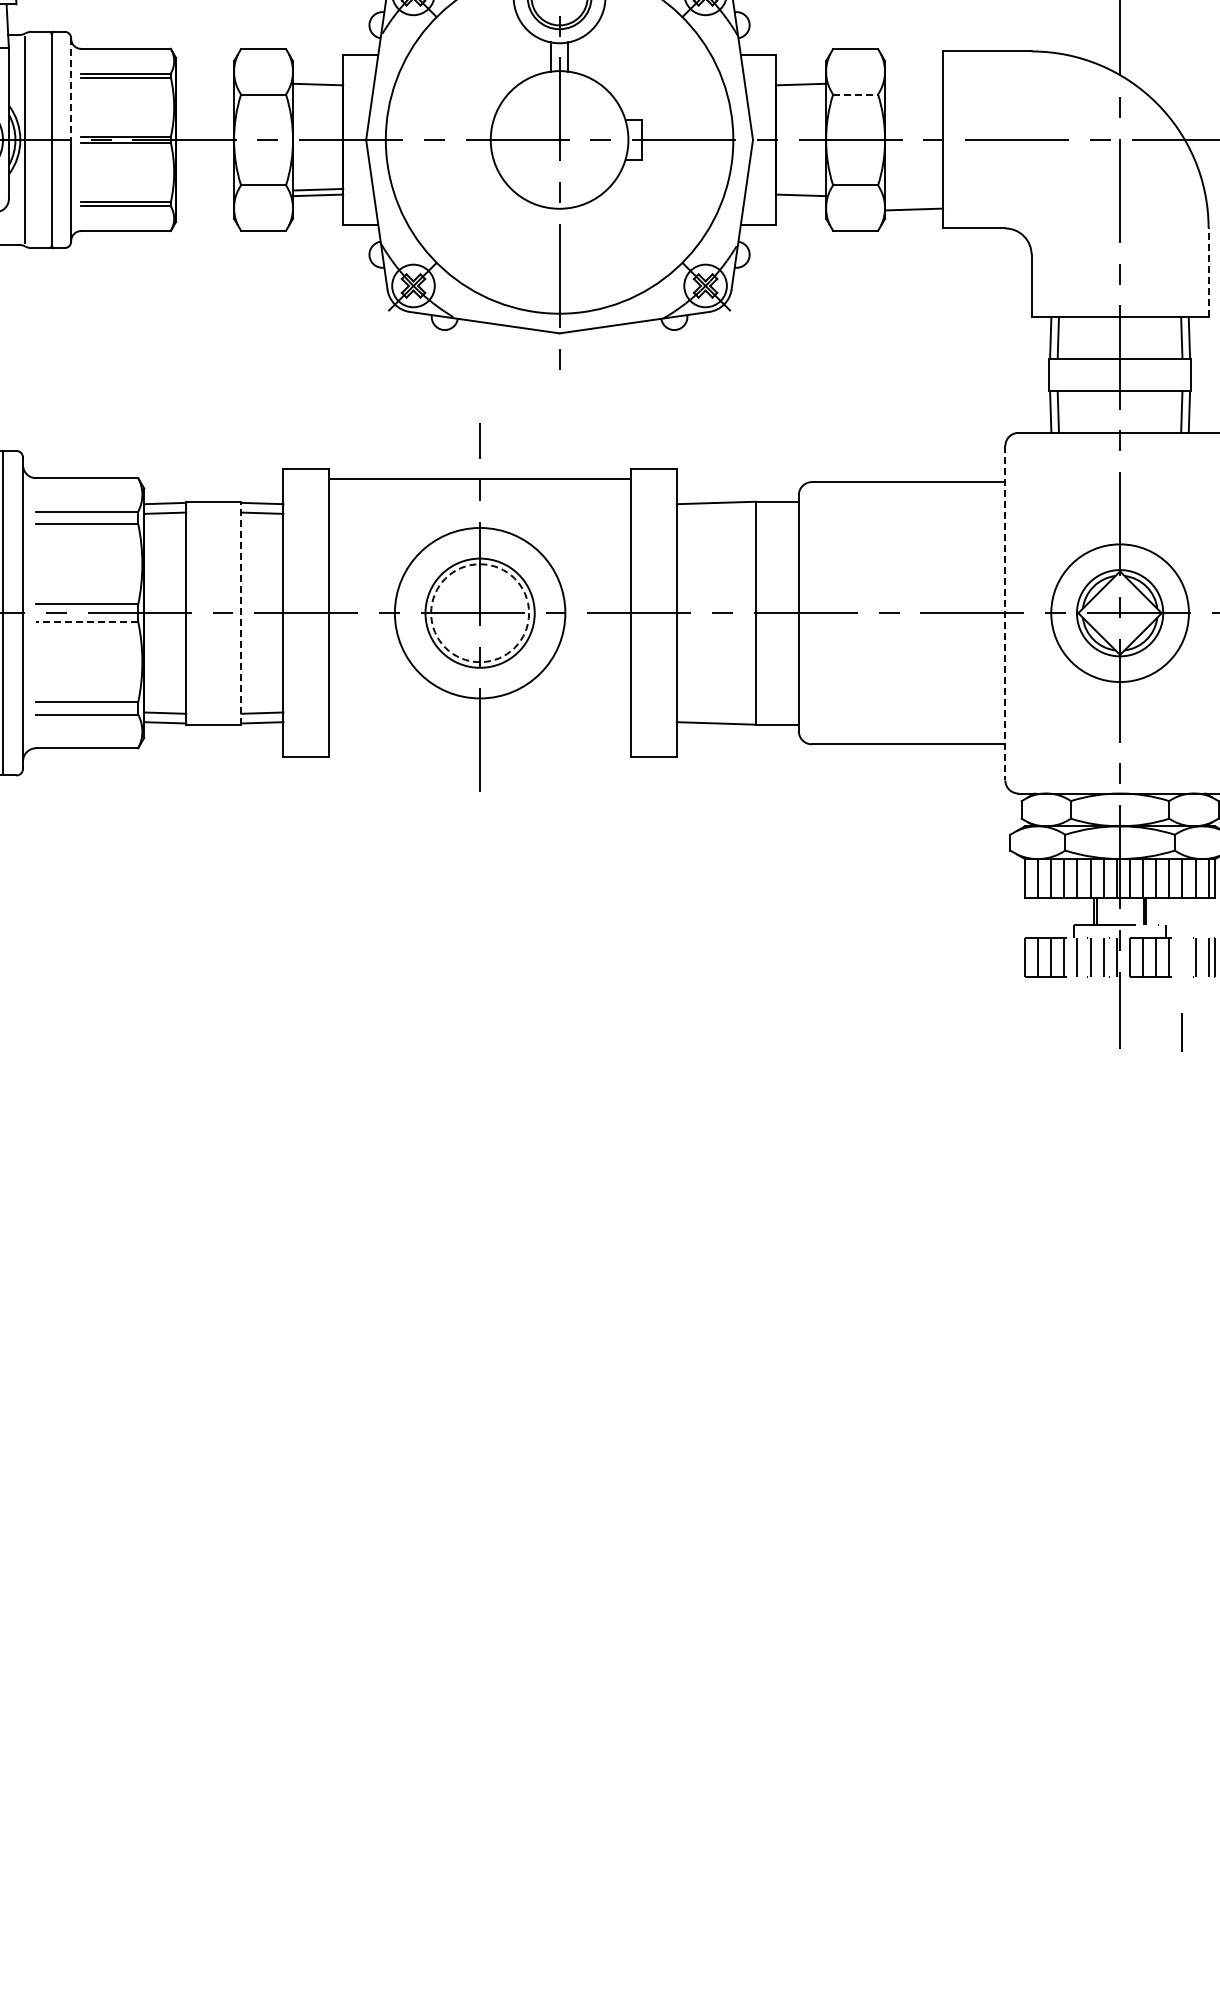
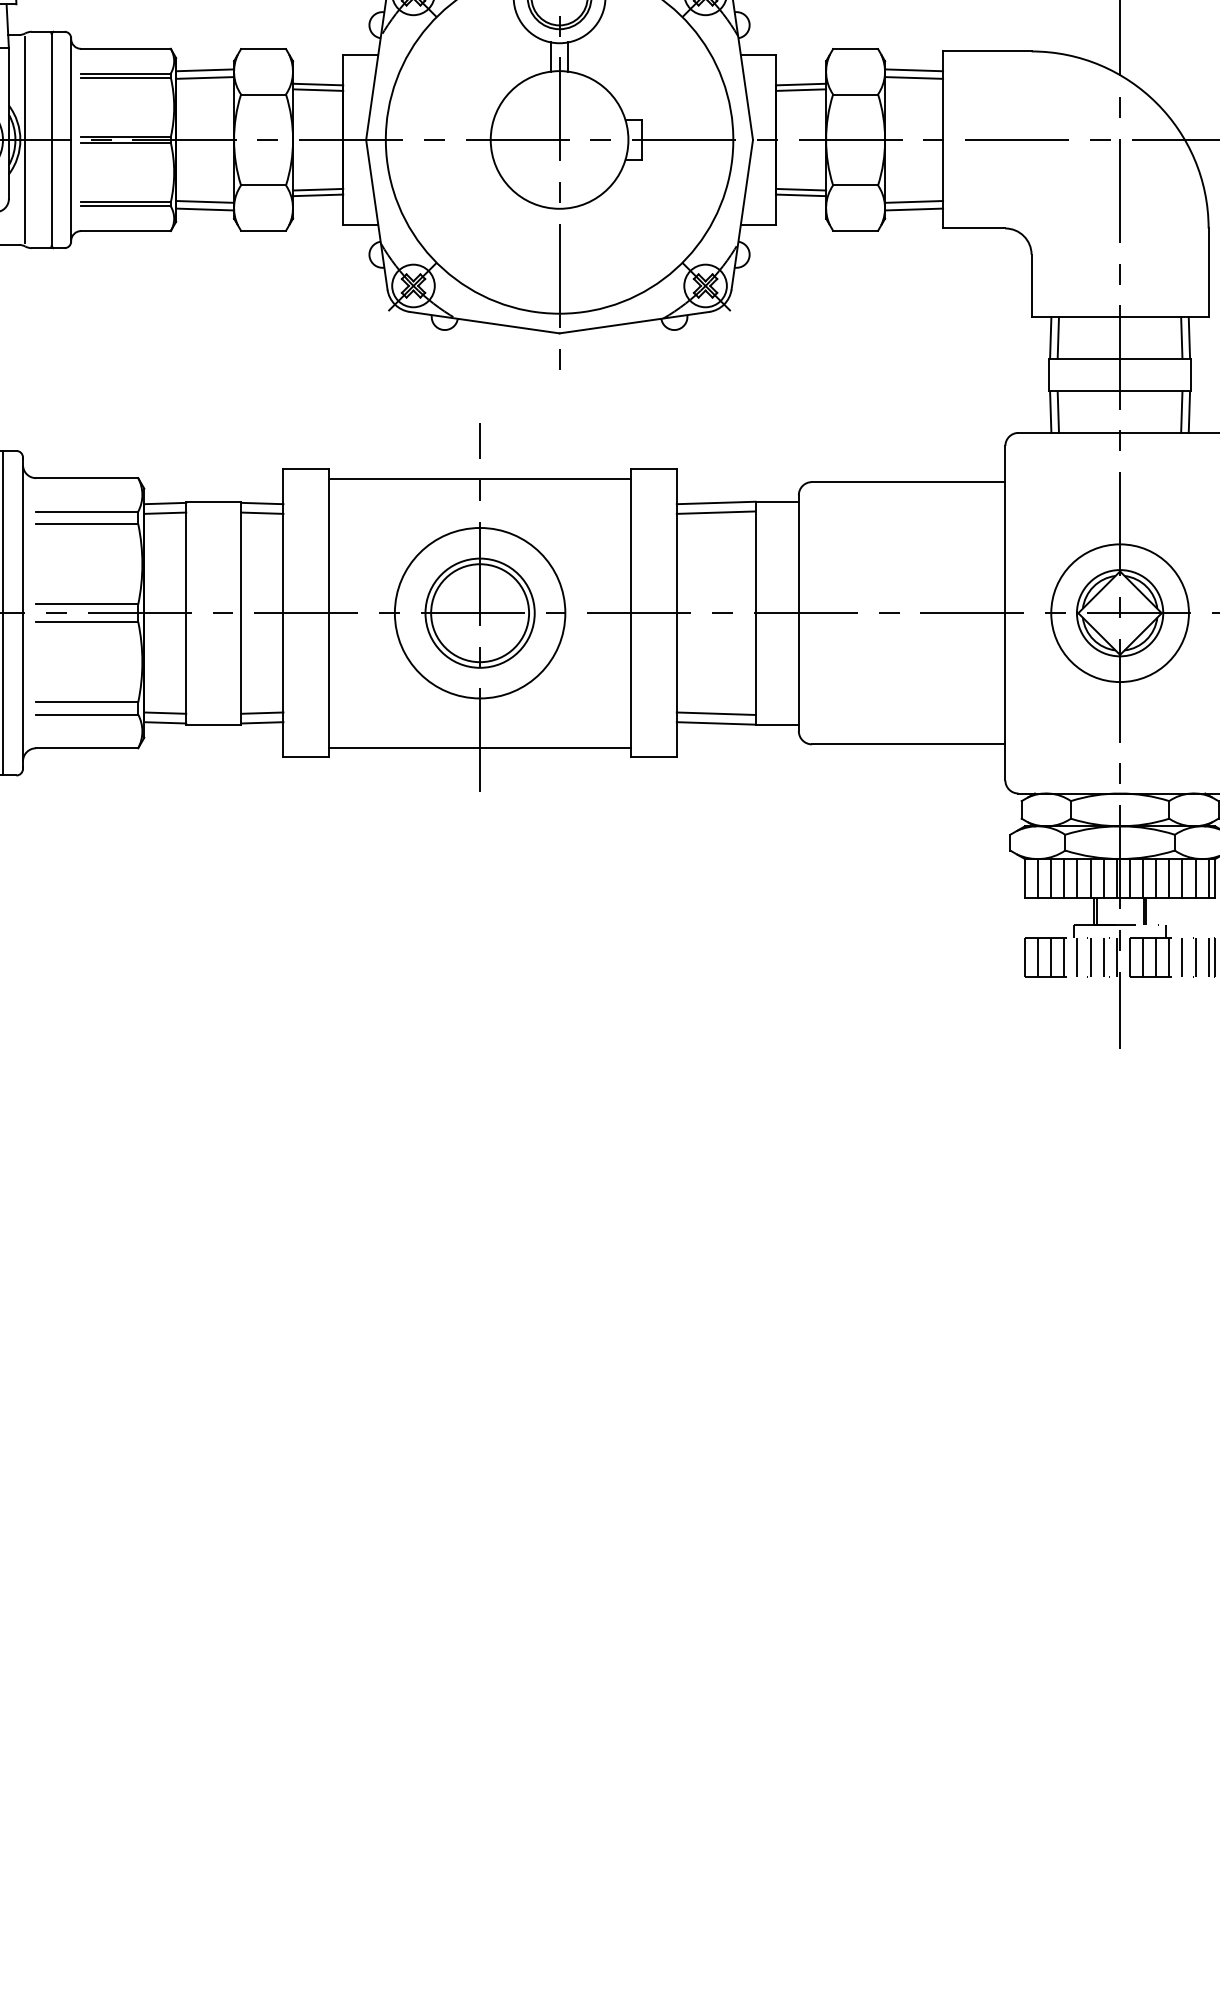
line: none -> present (205, 70)
line: none -> present (914, 70)
line: none -> present (205, 77)
line: none -> present (914, 77)
line: dashed -> solid (71, 89)
line: none -> present (318, 89)
line: none -> present (800, 89)
line: dashed -> solid (856, 94)
line: none -> present (800, 189)
line: none -> present (205, 201)
line: none -> present (914, 201)
line: none -> present (205, 209)
line: dashed -> solid (1208, 272)
line: none -> present (715, 512)
line: dashed -> solid (241, 612)
circle: dashed -> solid (480, 613)
line: dashed -> solid (1005, 613)
line: dashed -> solid (86, 621)
line: none -> present (715, 713)
line: none -> present (479, 747)
line position: (1181, 1032) -> (1181, 957) (1181, 957)
